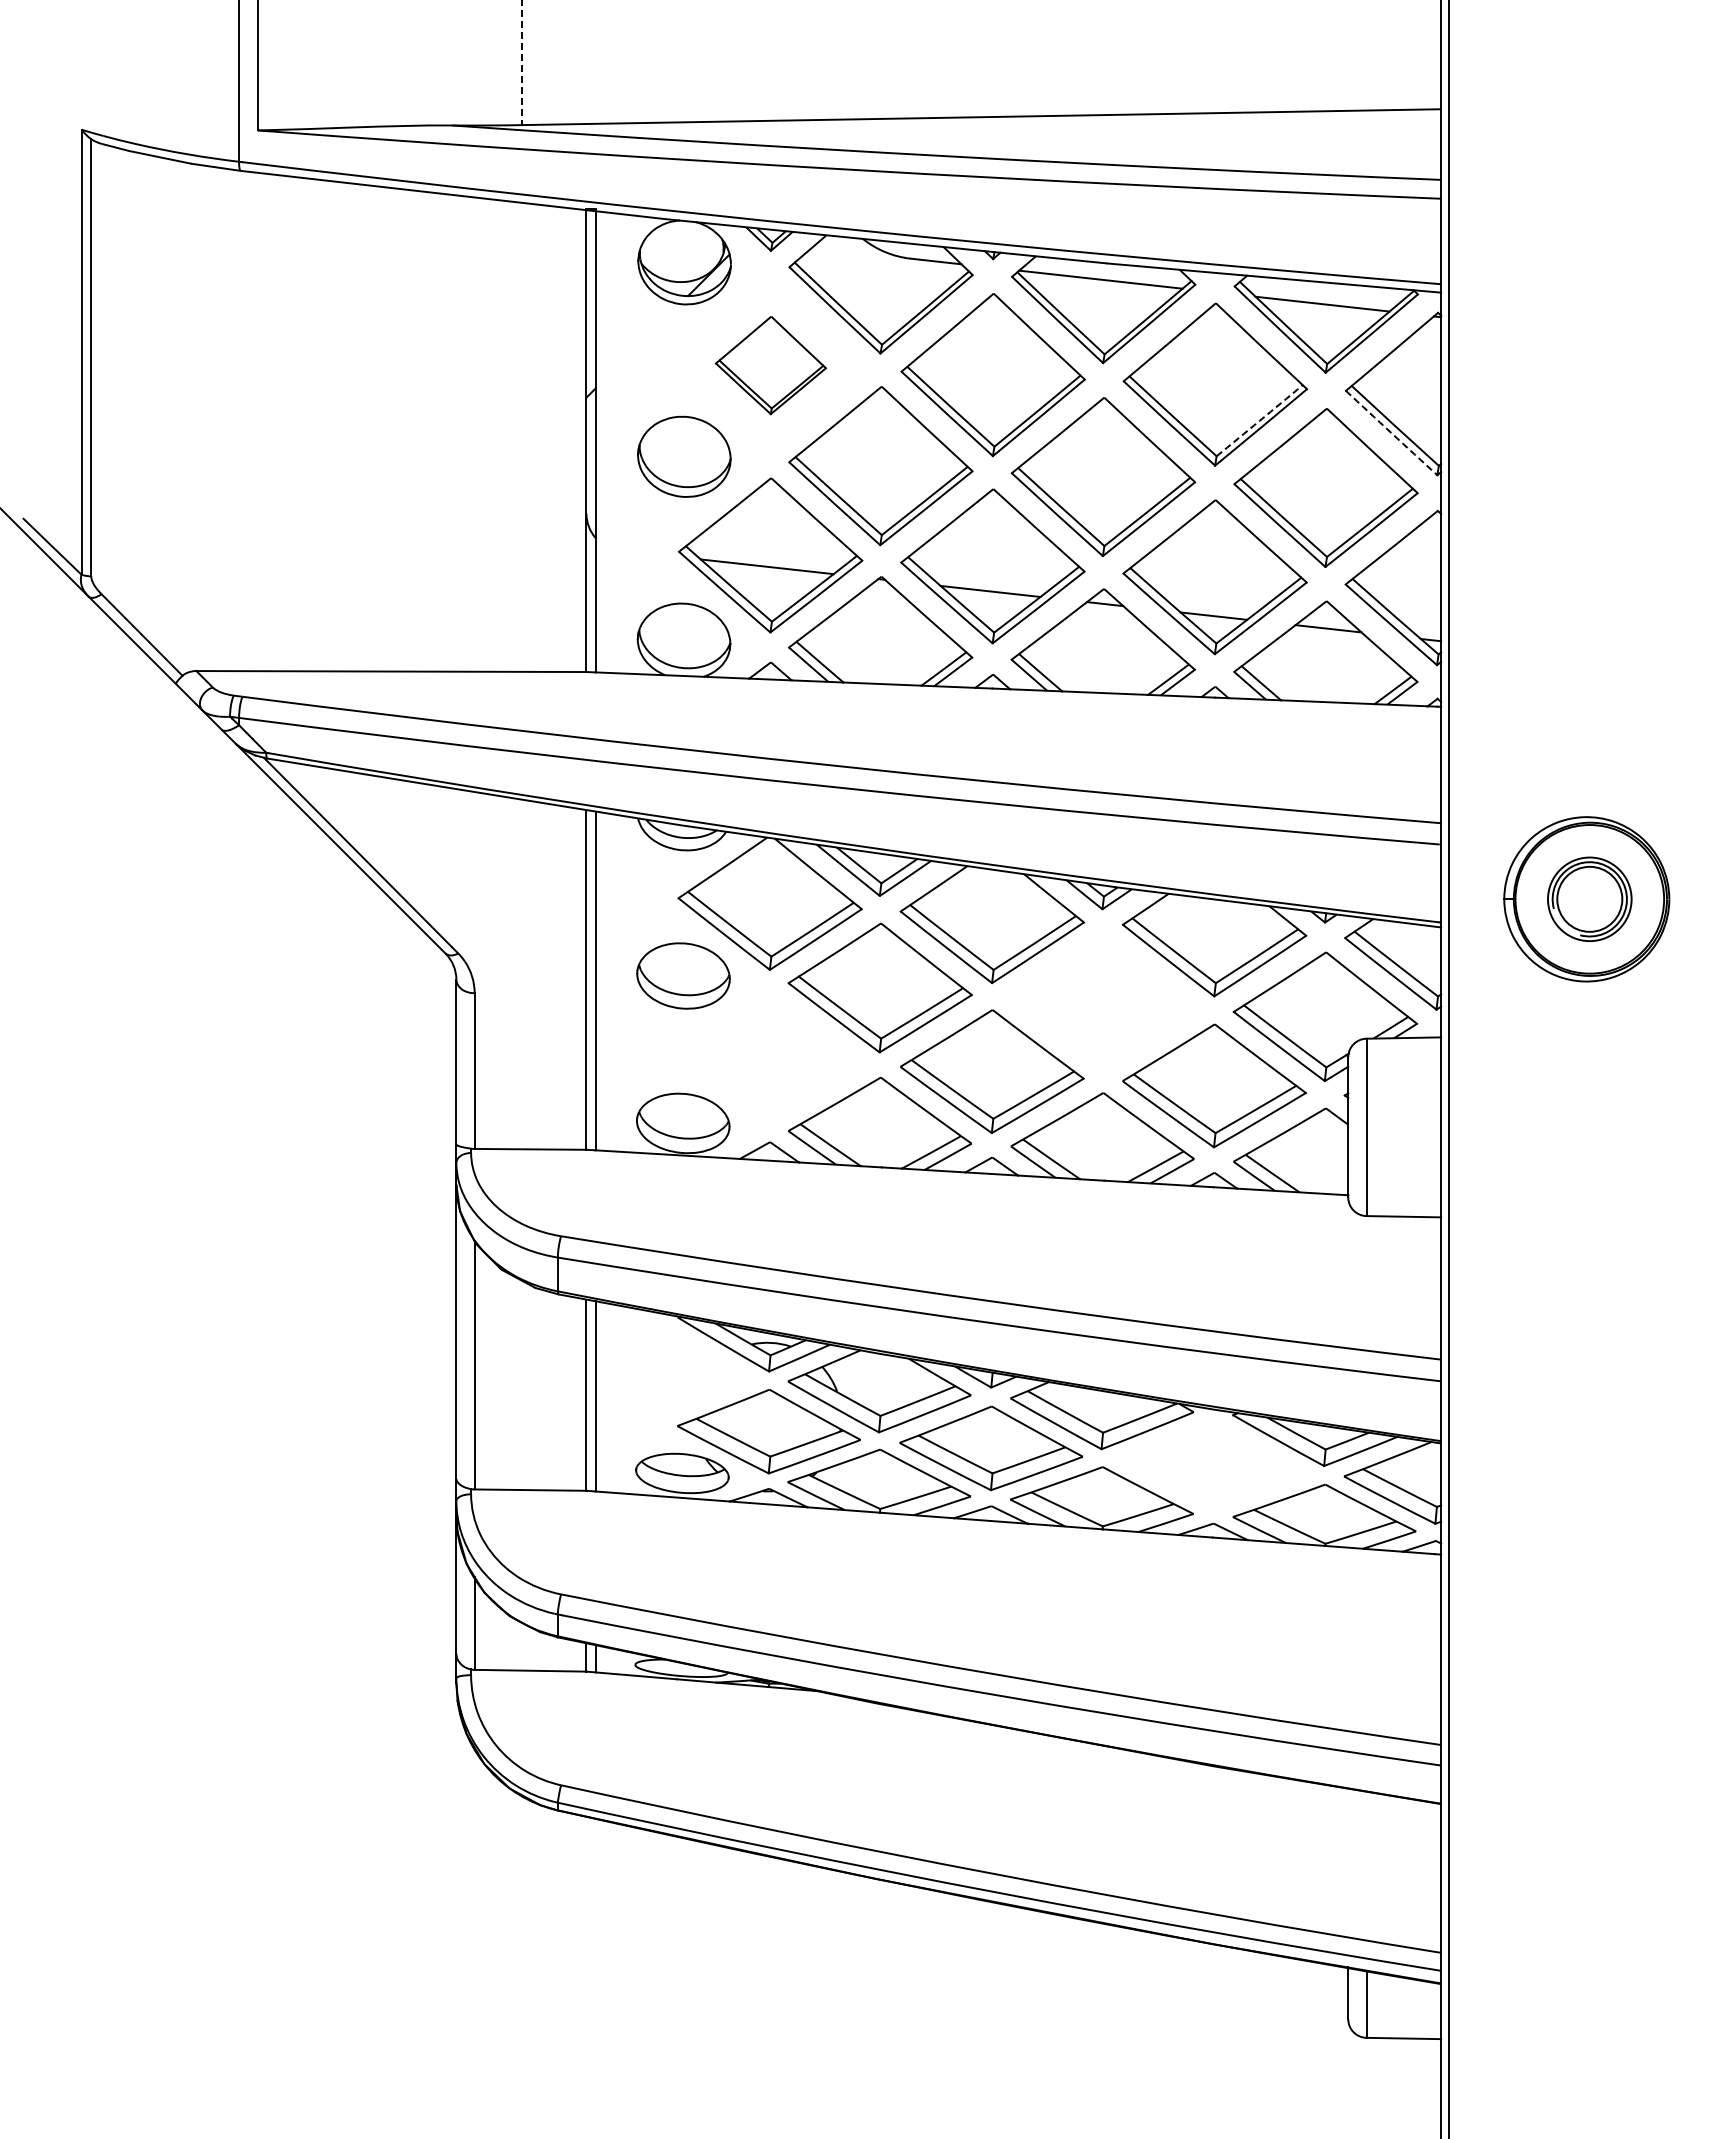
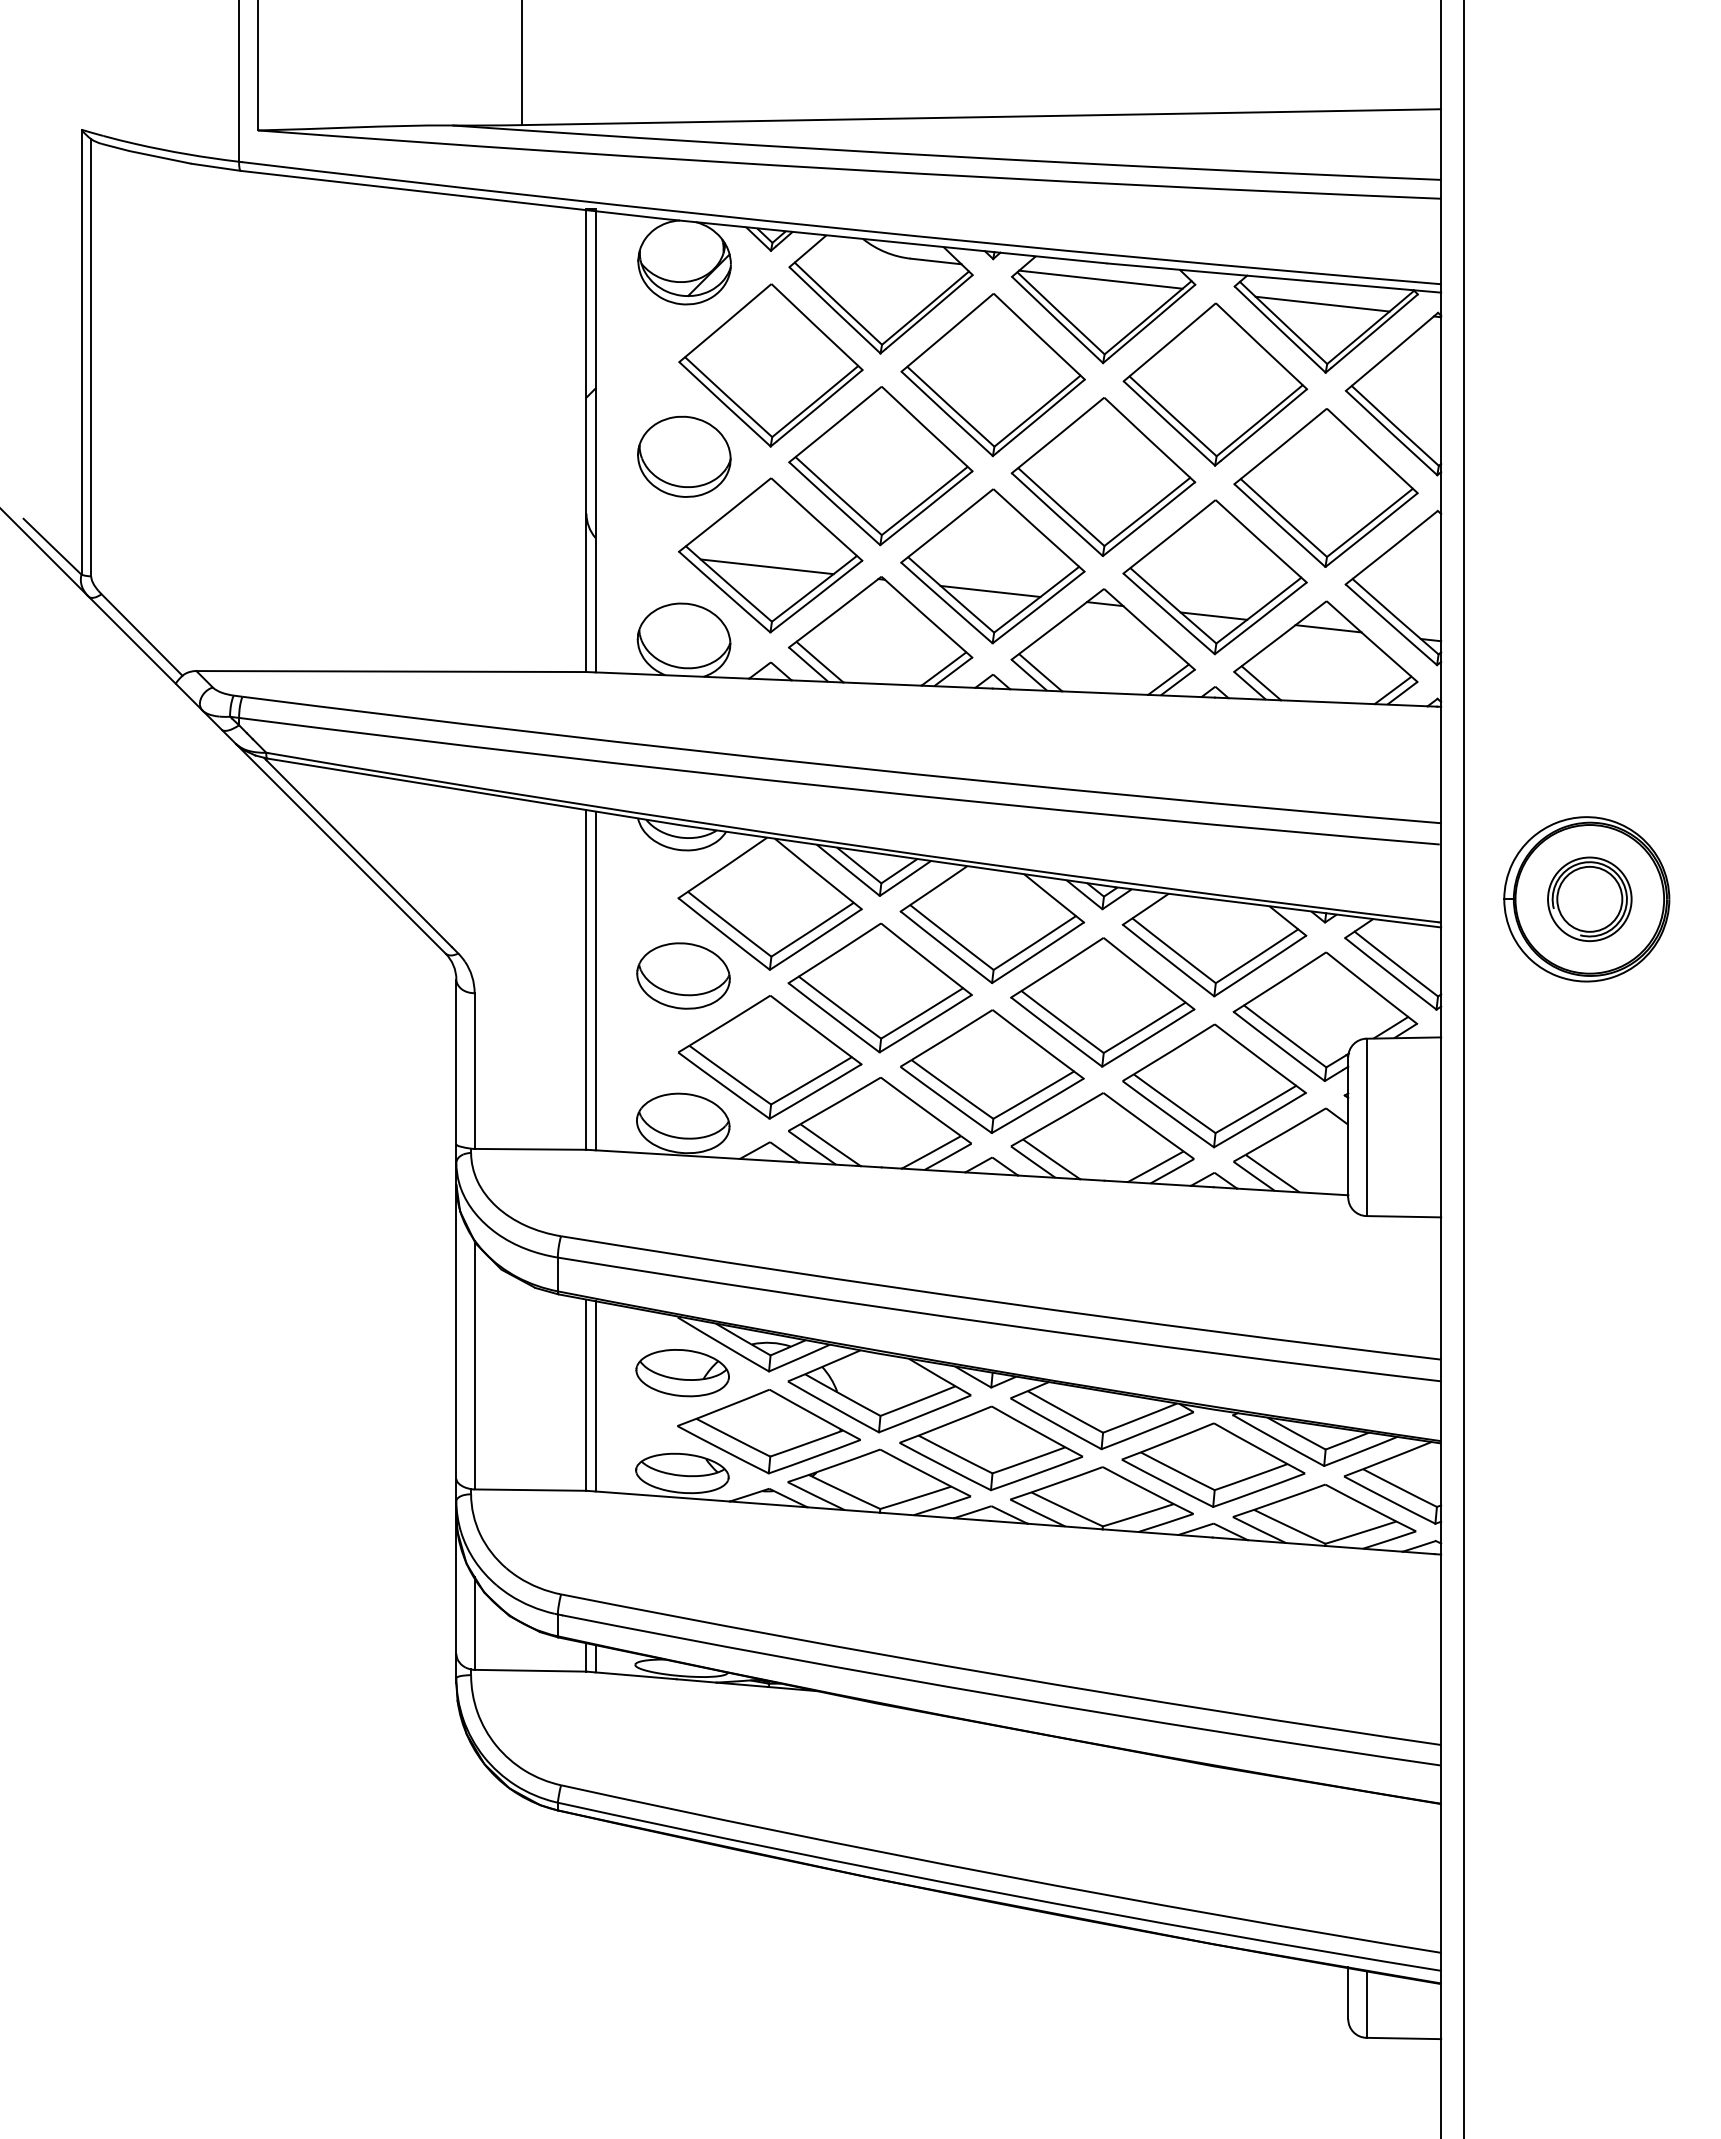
line: dashed -> solid (521, 63)
part size: 113x100 px -> 186x165 px (770, 365)
arc: dashed -> solid (1259, 420)
arc: dashed -> solid (1391, 433)
part: none -> present (1102, 1002)
part: none -> present (770, 1057)
line position: (1449, 1068) -> (1464, 1068) (1464, 1068)
part: none -> present (682, 1373)
part: none -> present (1213, 1464)
